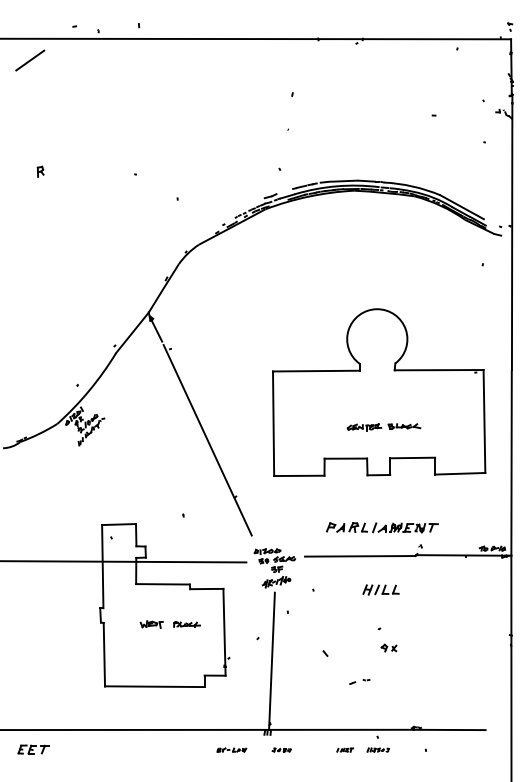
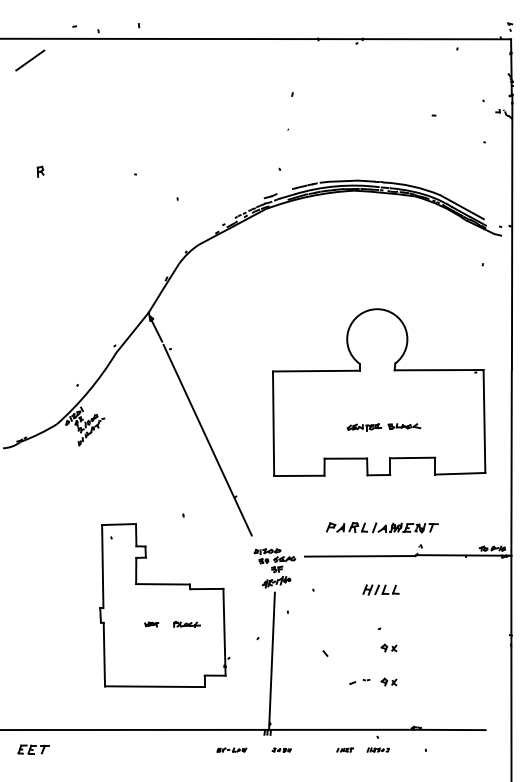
line: present -> none (124, 561)
part size: 25x9 px -> 16x7 px (151, 624)
part: none -> present (388, 681)
